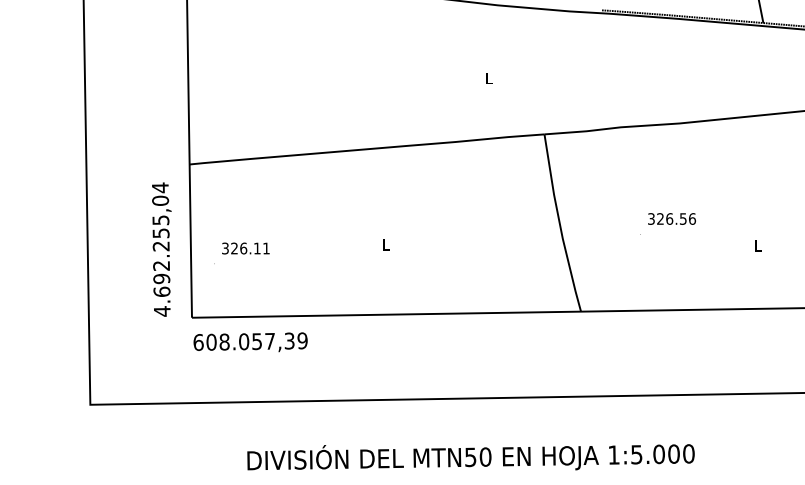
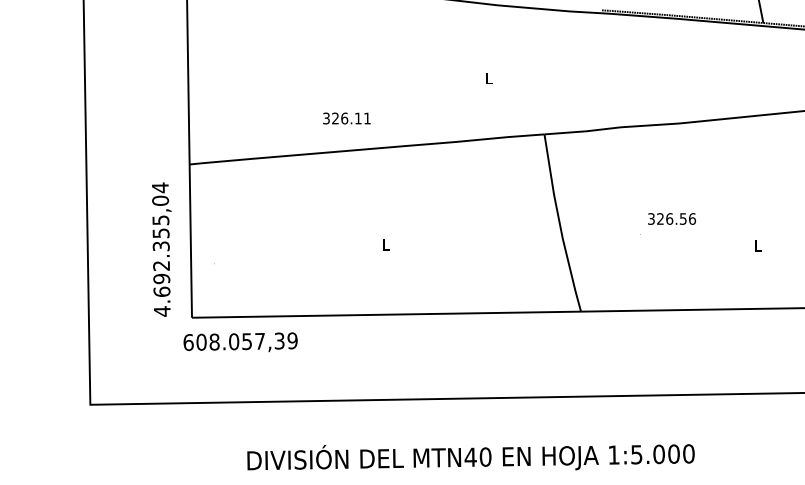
text: 4.692.255,04 -> 4.692.355,04 (161, 246)
text position: (245, 248) -> (346, 118) (346, 118)
text position: (250, 342) -> (240, 342) (240, 342)
text: MTN50 -> MTN40 (470, 457)
